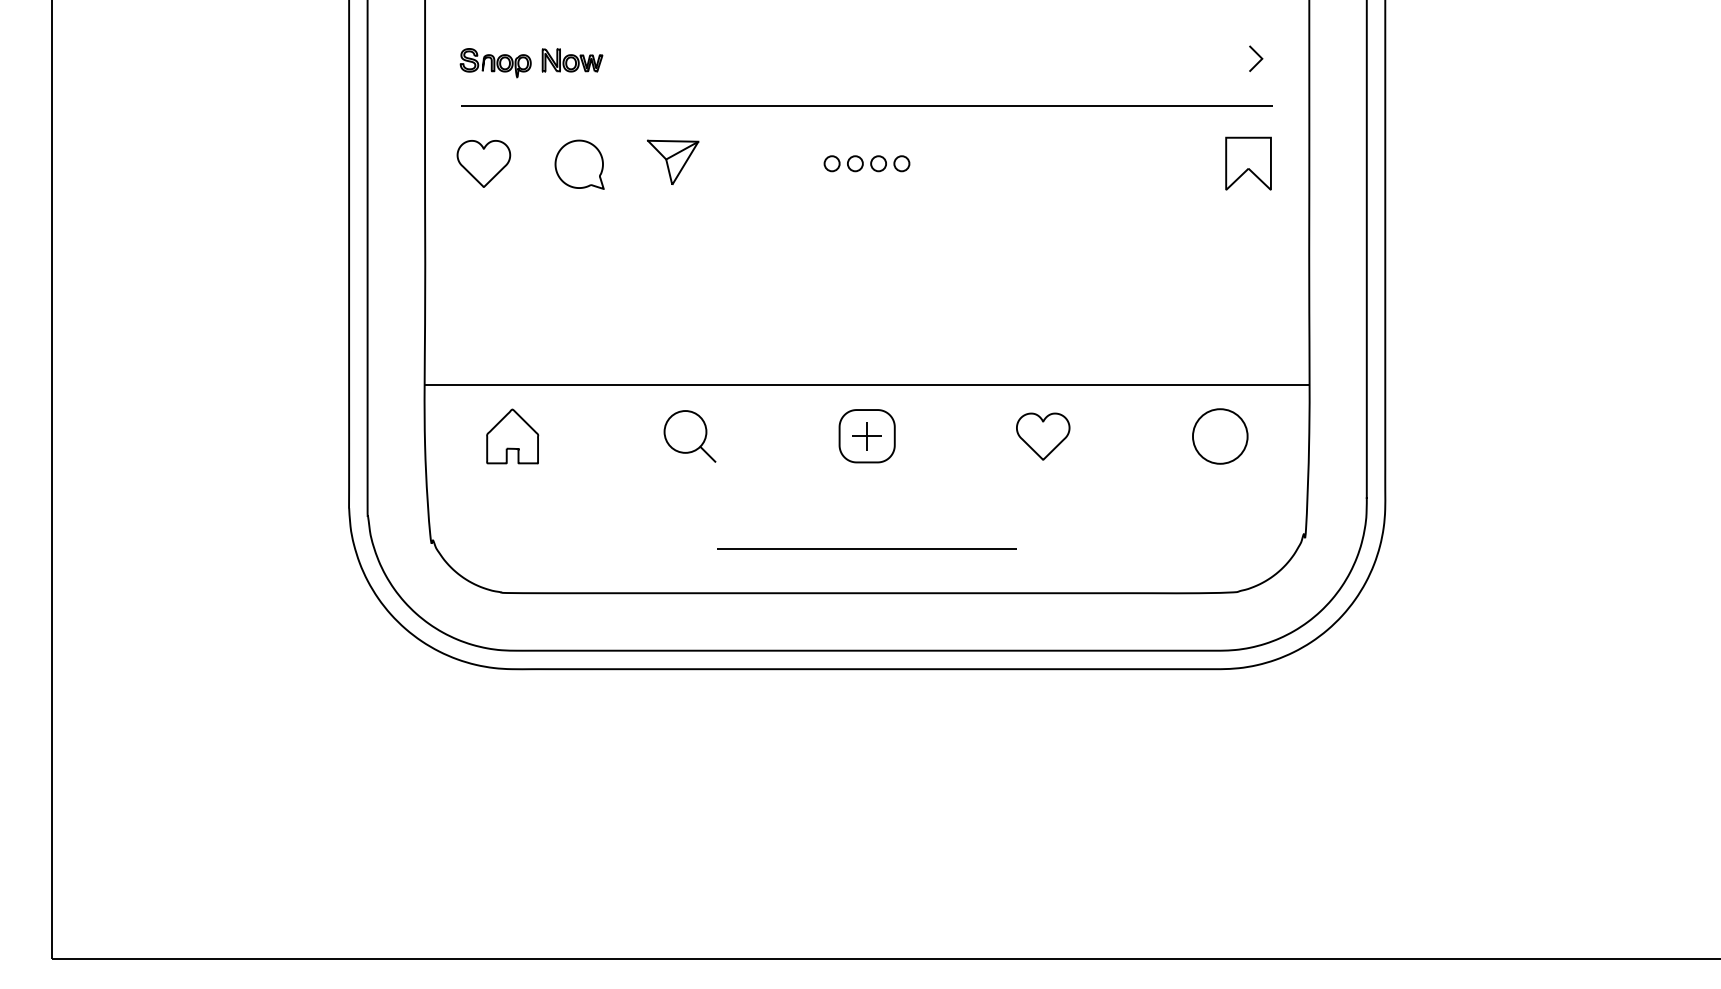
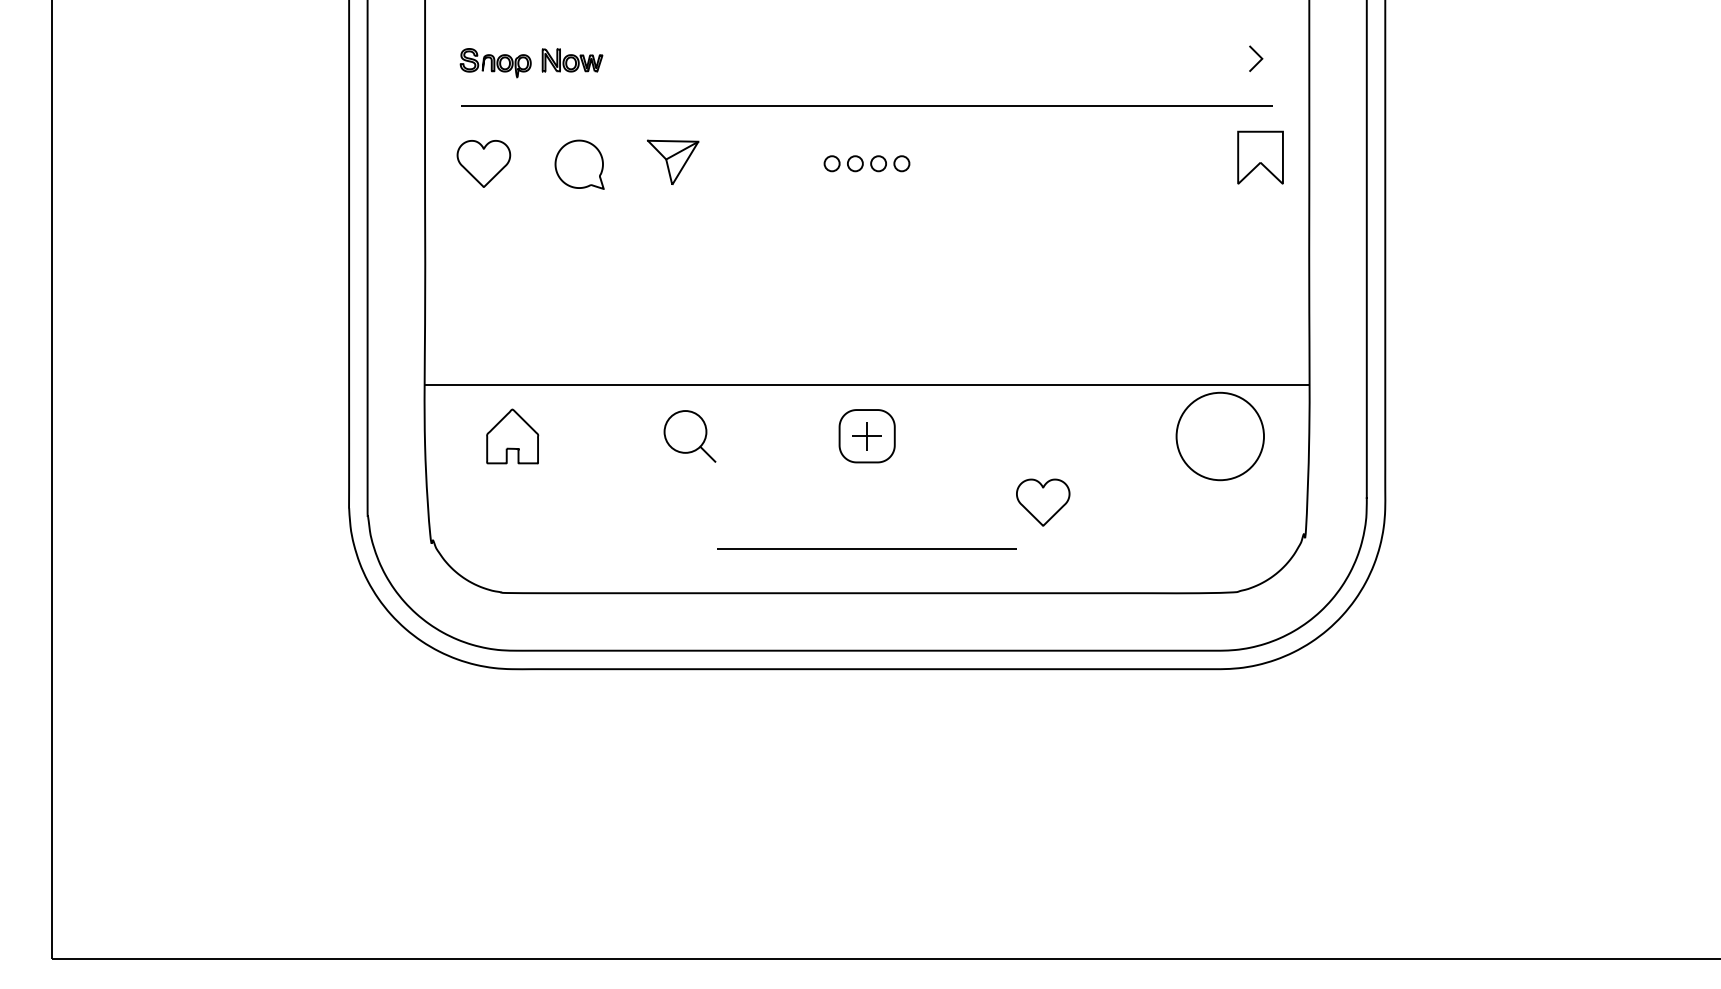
part position: (1248, 163) -> (1260, 157) (1260, 157)
part position: (1043, 436) -> (1043, 502) (1043, 502)
circle diameter: 55 px -> 87 px (1220, 436)
